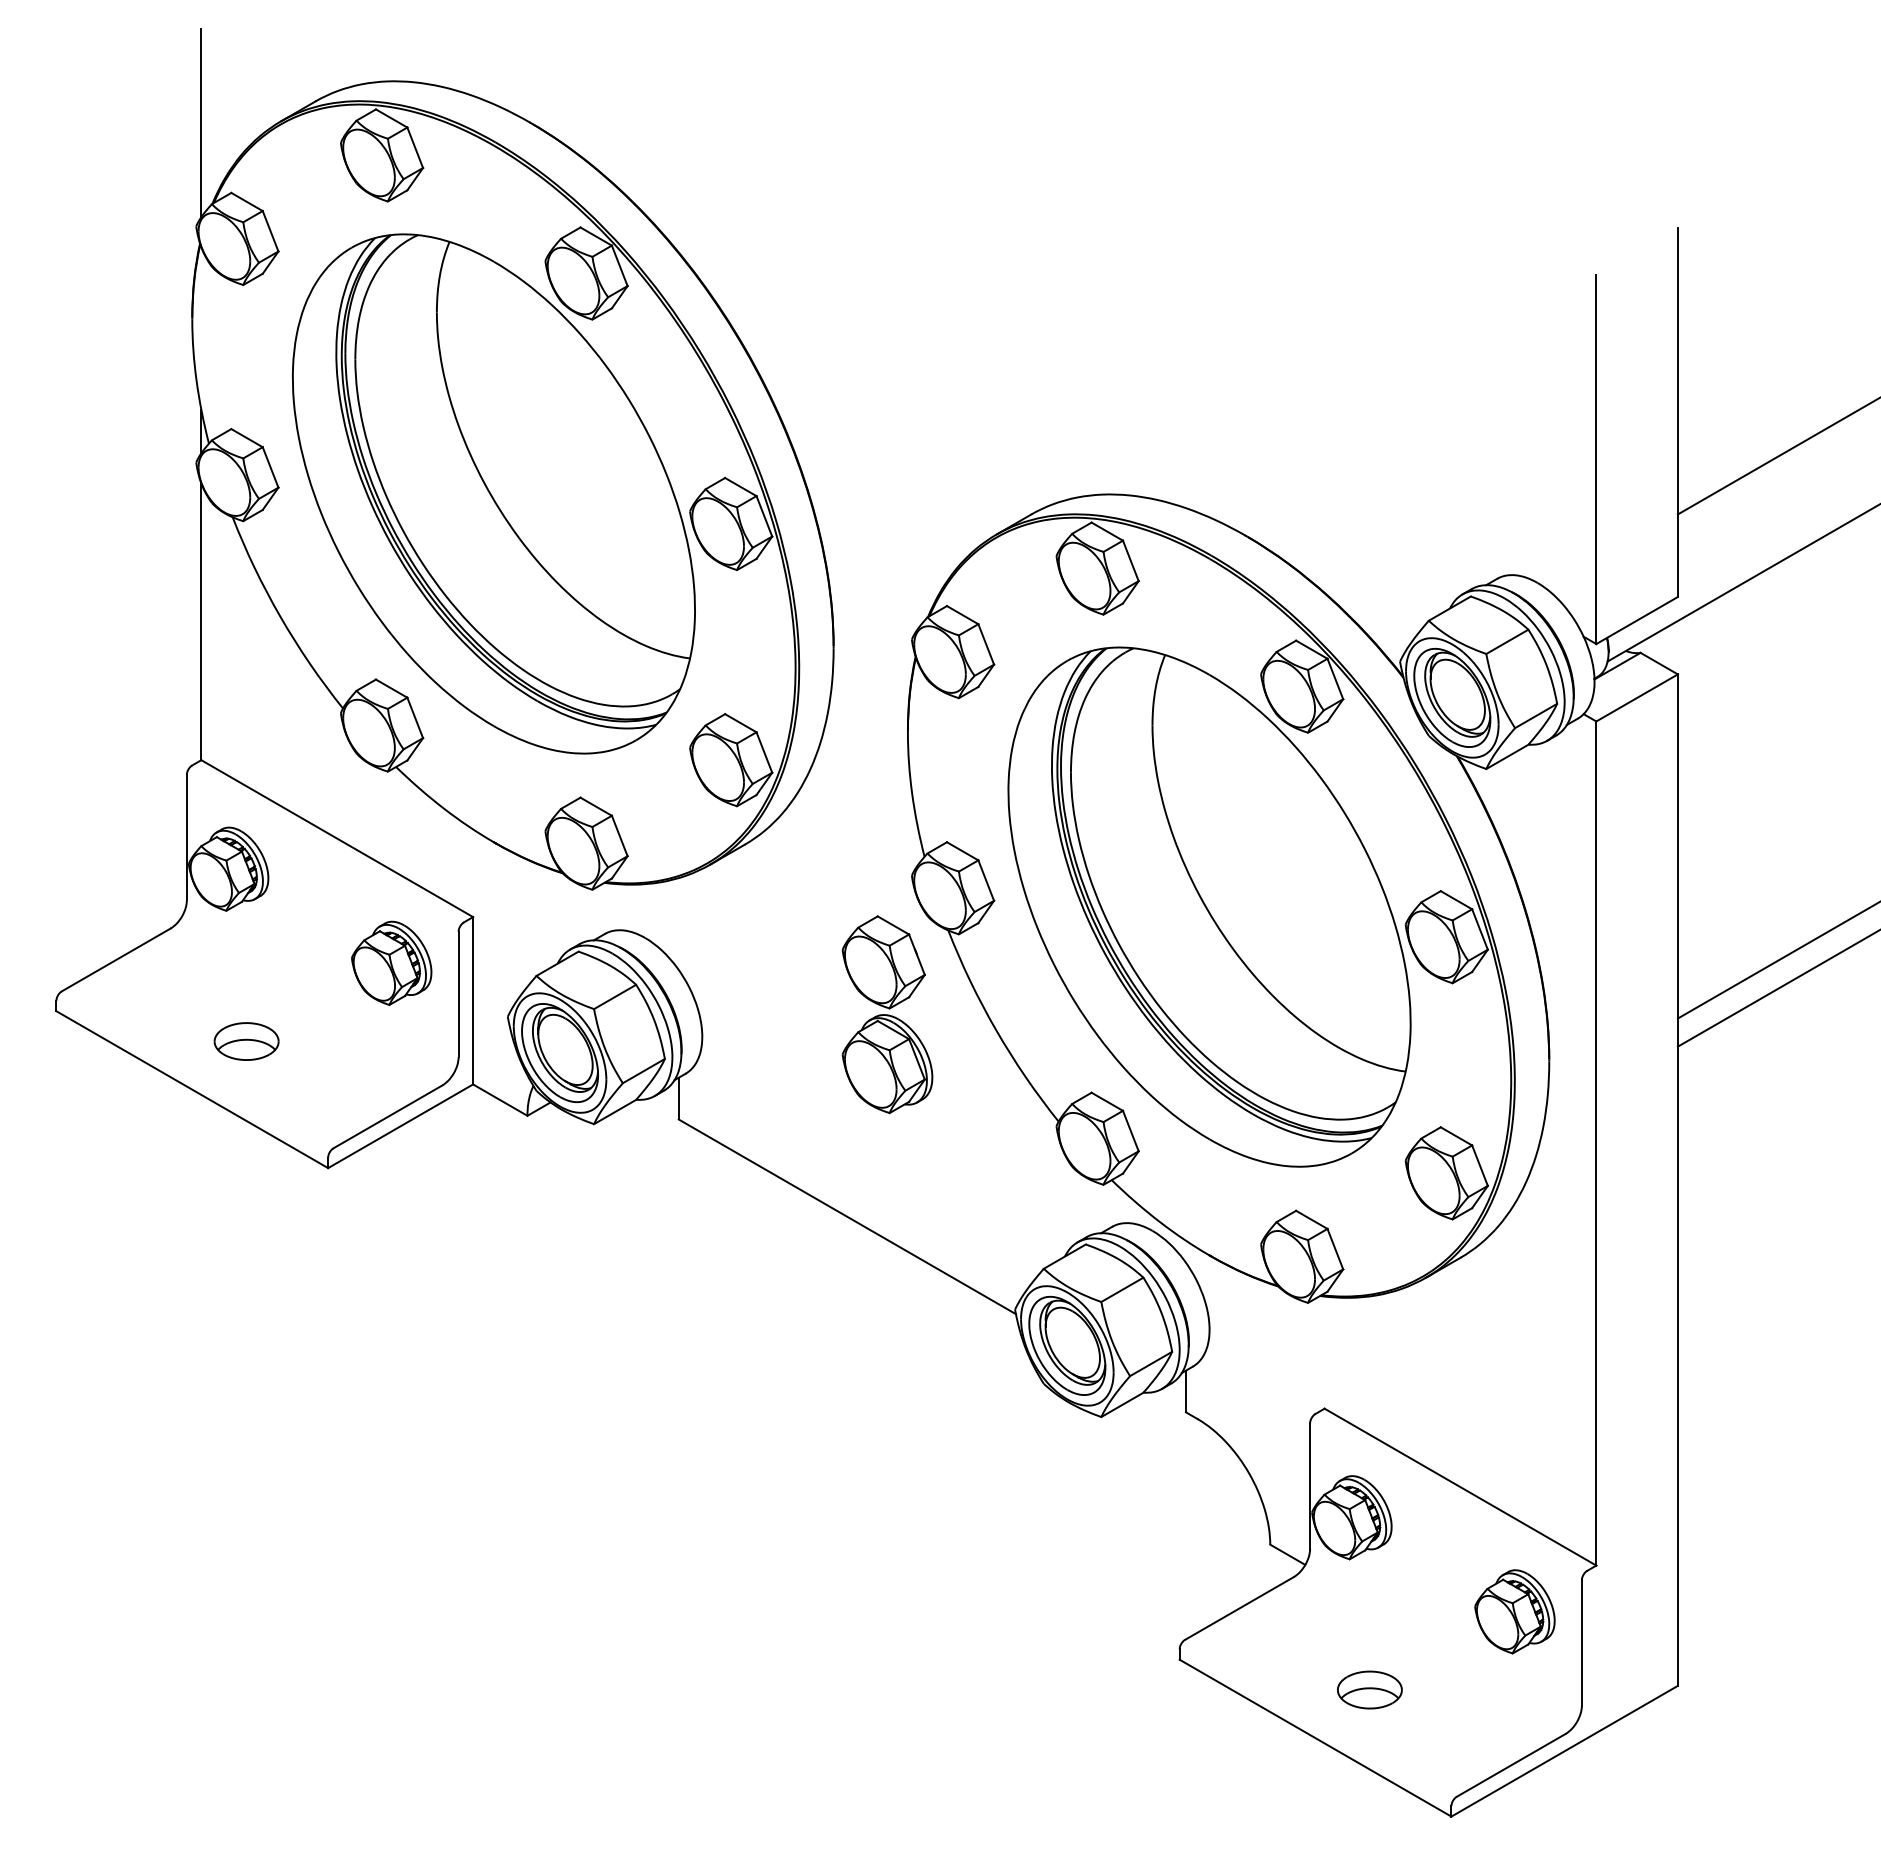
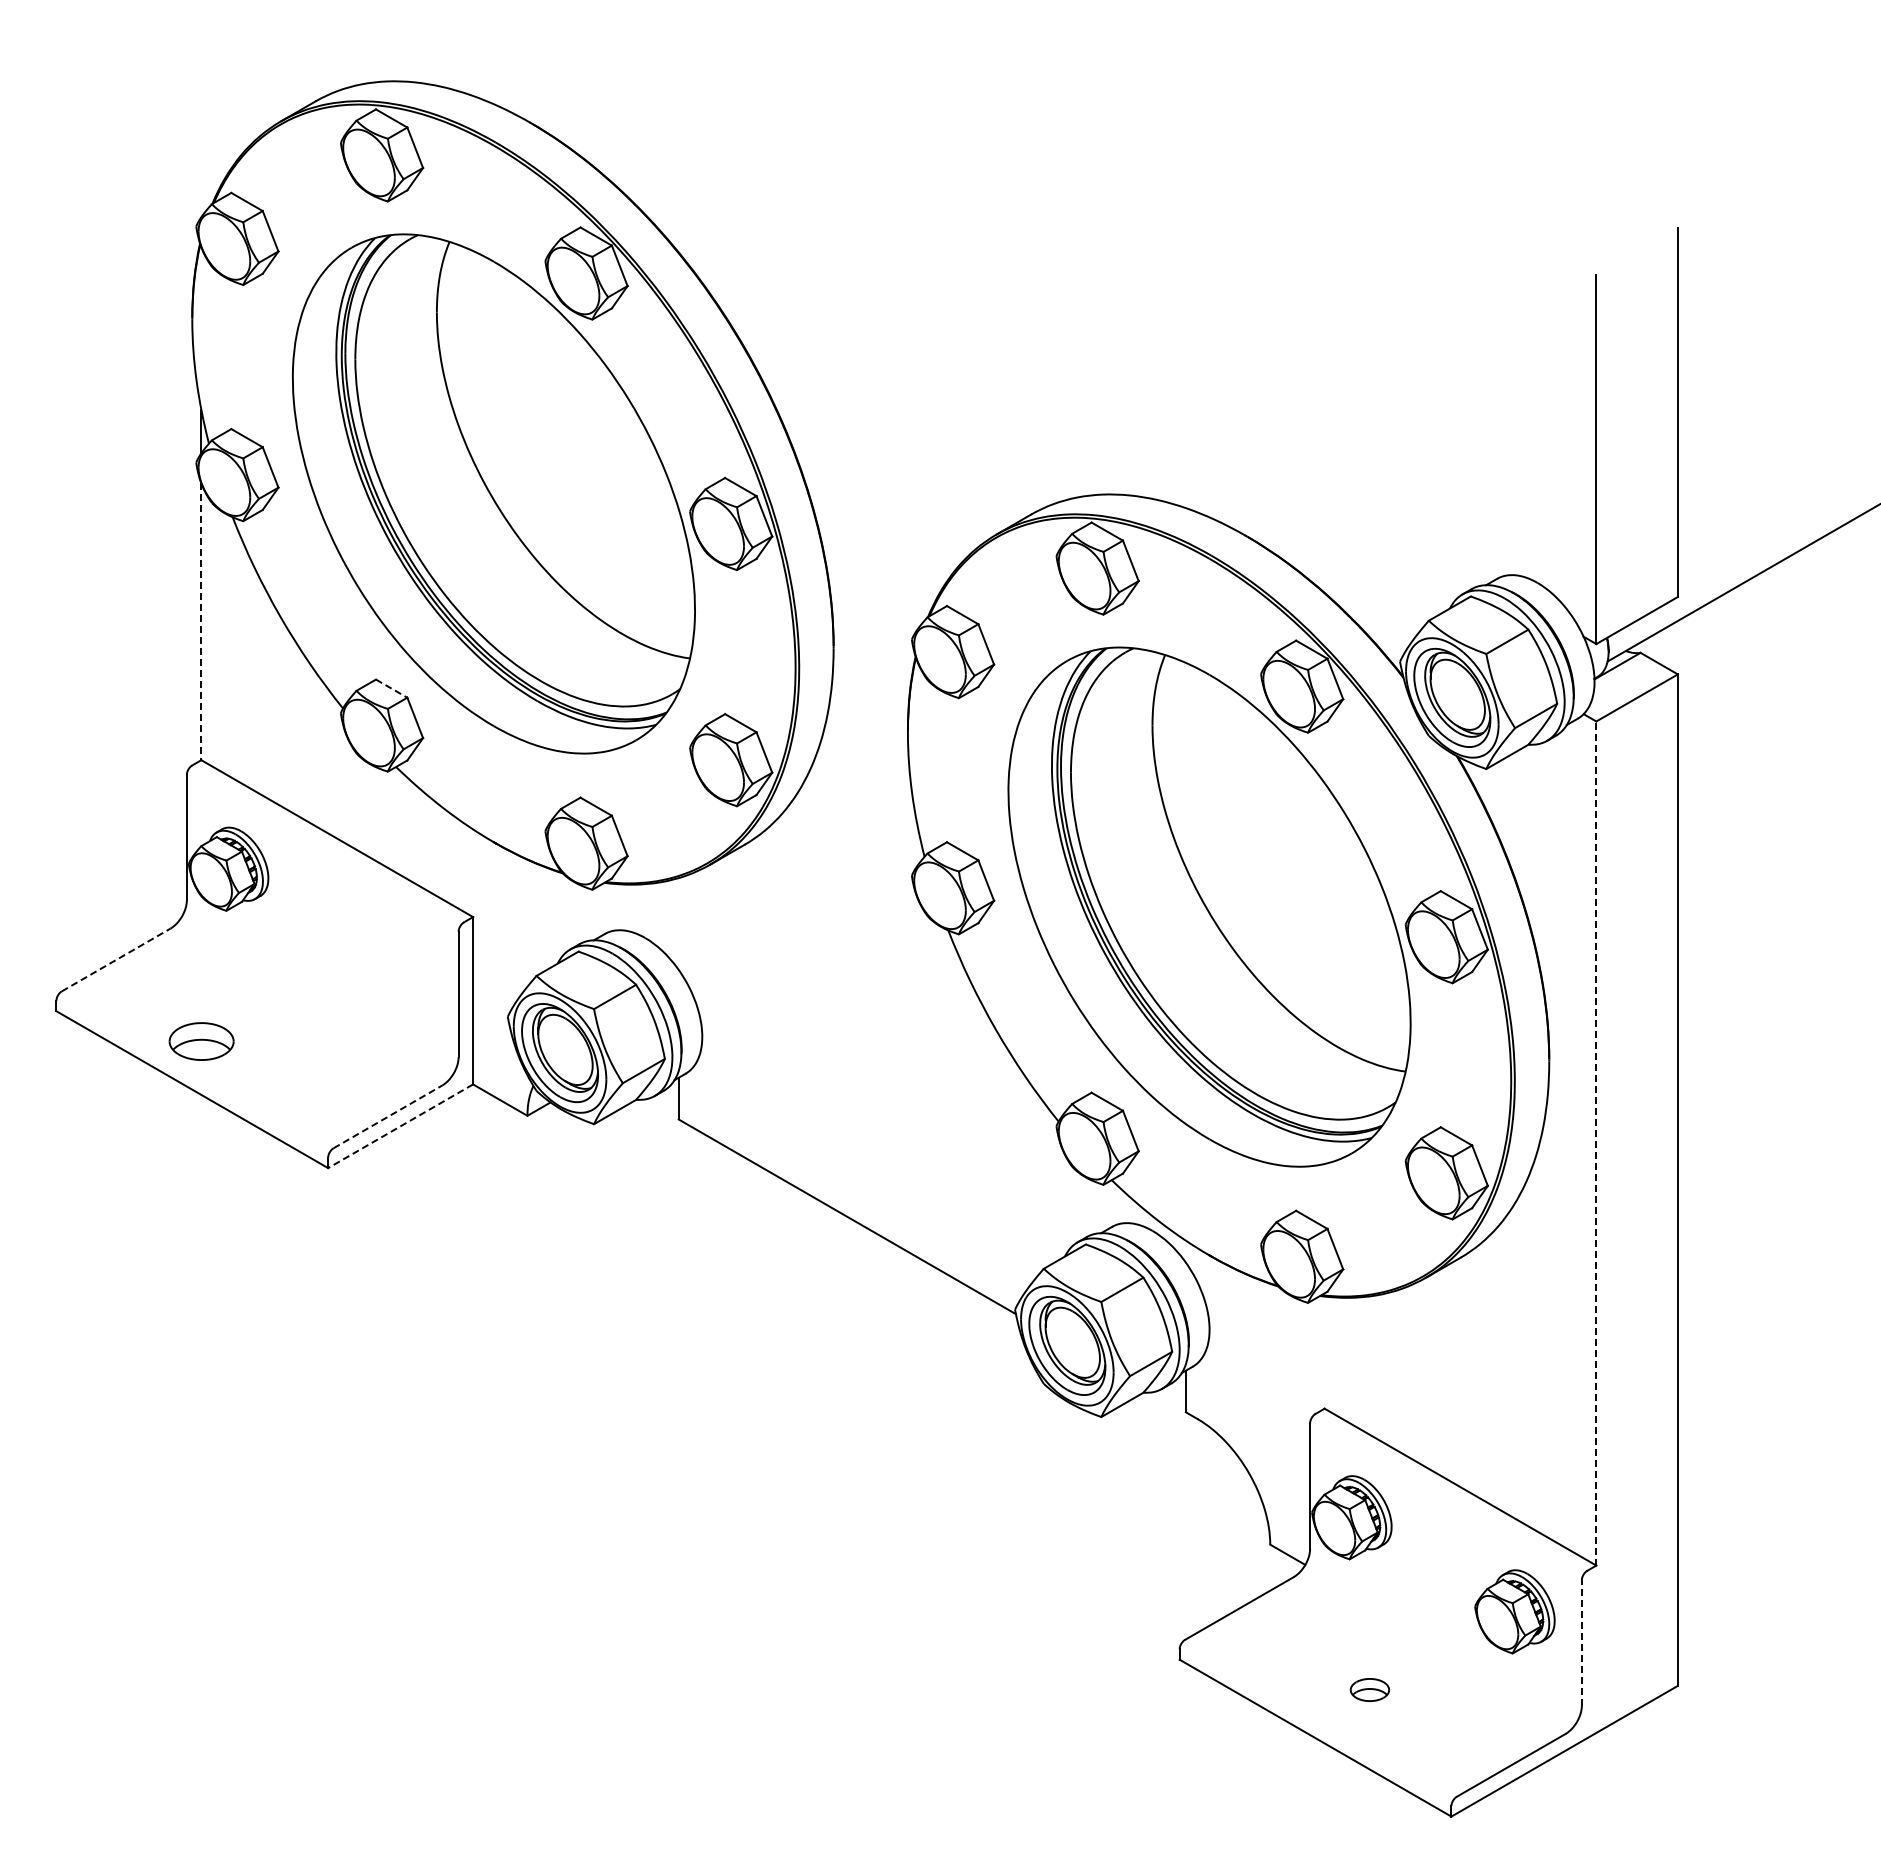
line: present -> none (201, 122)
line: present -> none (1777, 456)
line: solid -> dashed (201, 622)
line: solid -> dashed (392, 688)
line: solid -> dashed (116, 959)
line: present -> none (1777, 960)
part: present -> none (391, 962)
line: present -> none (1777, 988)
part: present -> none (887, 1014)
part position: (246, 1041) -> (201, 1041) (201, 1041)
line: solid -> dashed (387, 1116)
line: solid -> dashed (400, 1126)
line: solid -> dashed (1596, 1143)
line: solid -> dashed (1581, 1642)
part size: 66x40 px -> 41x24 px (1369, 1689)
